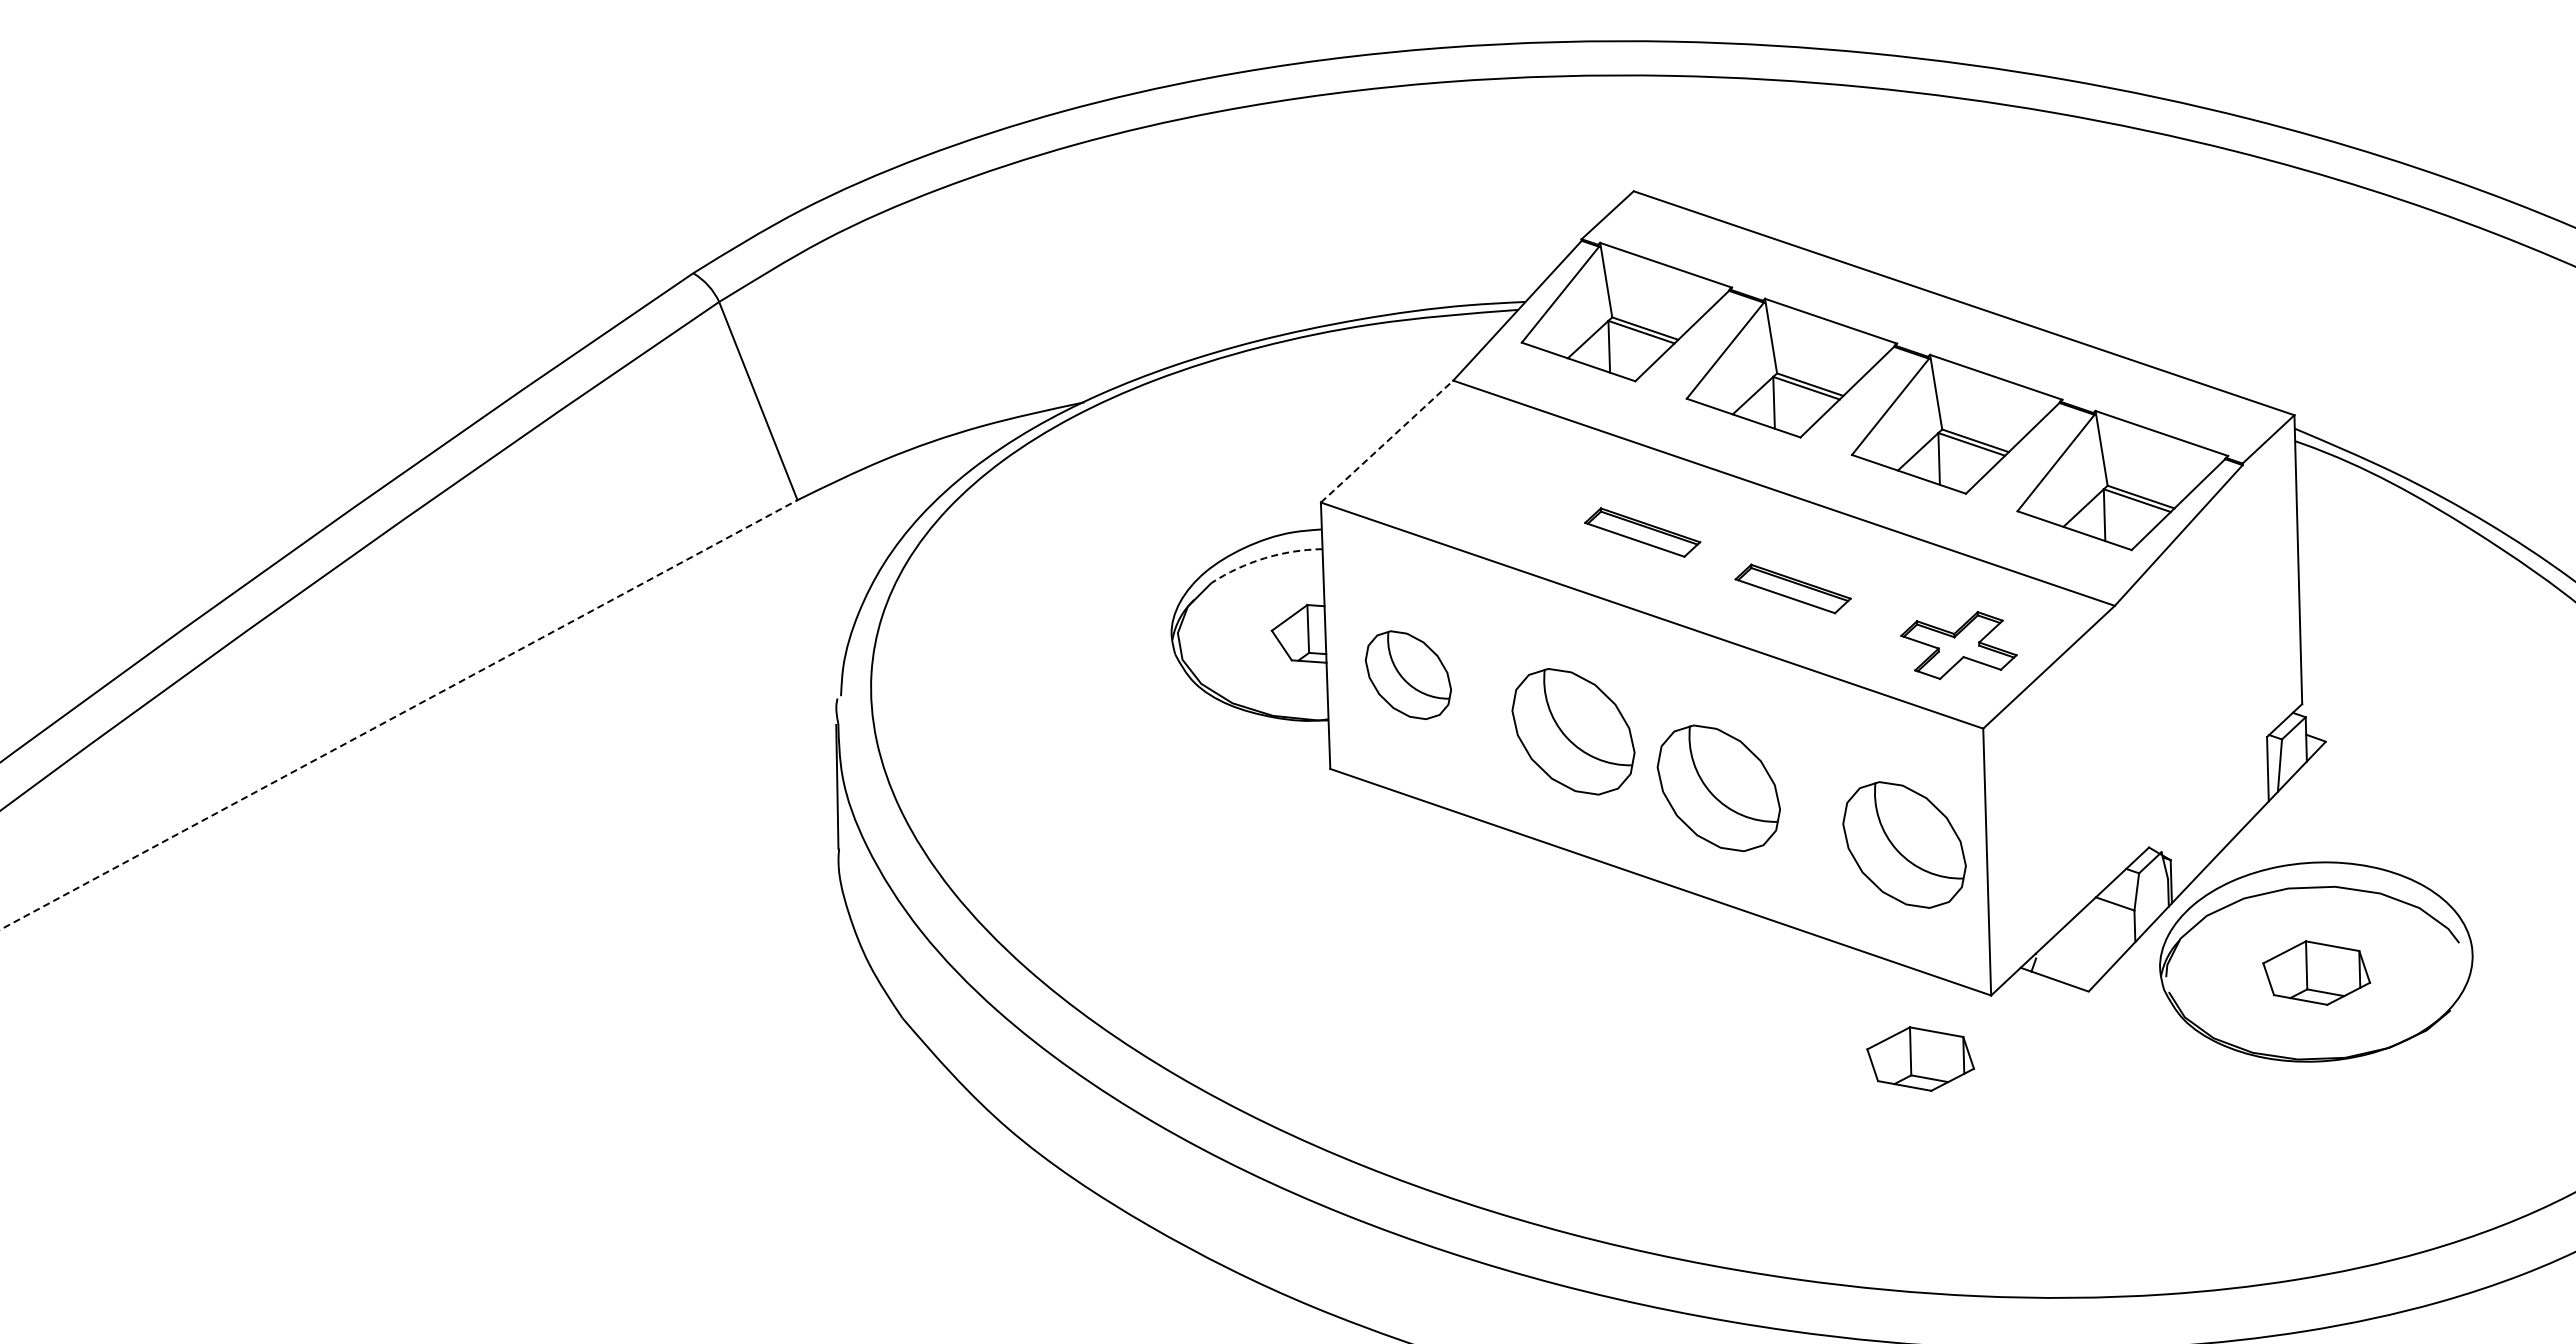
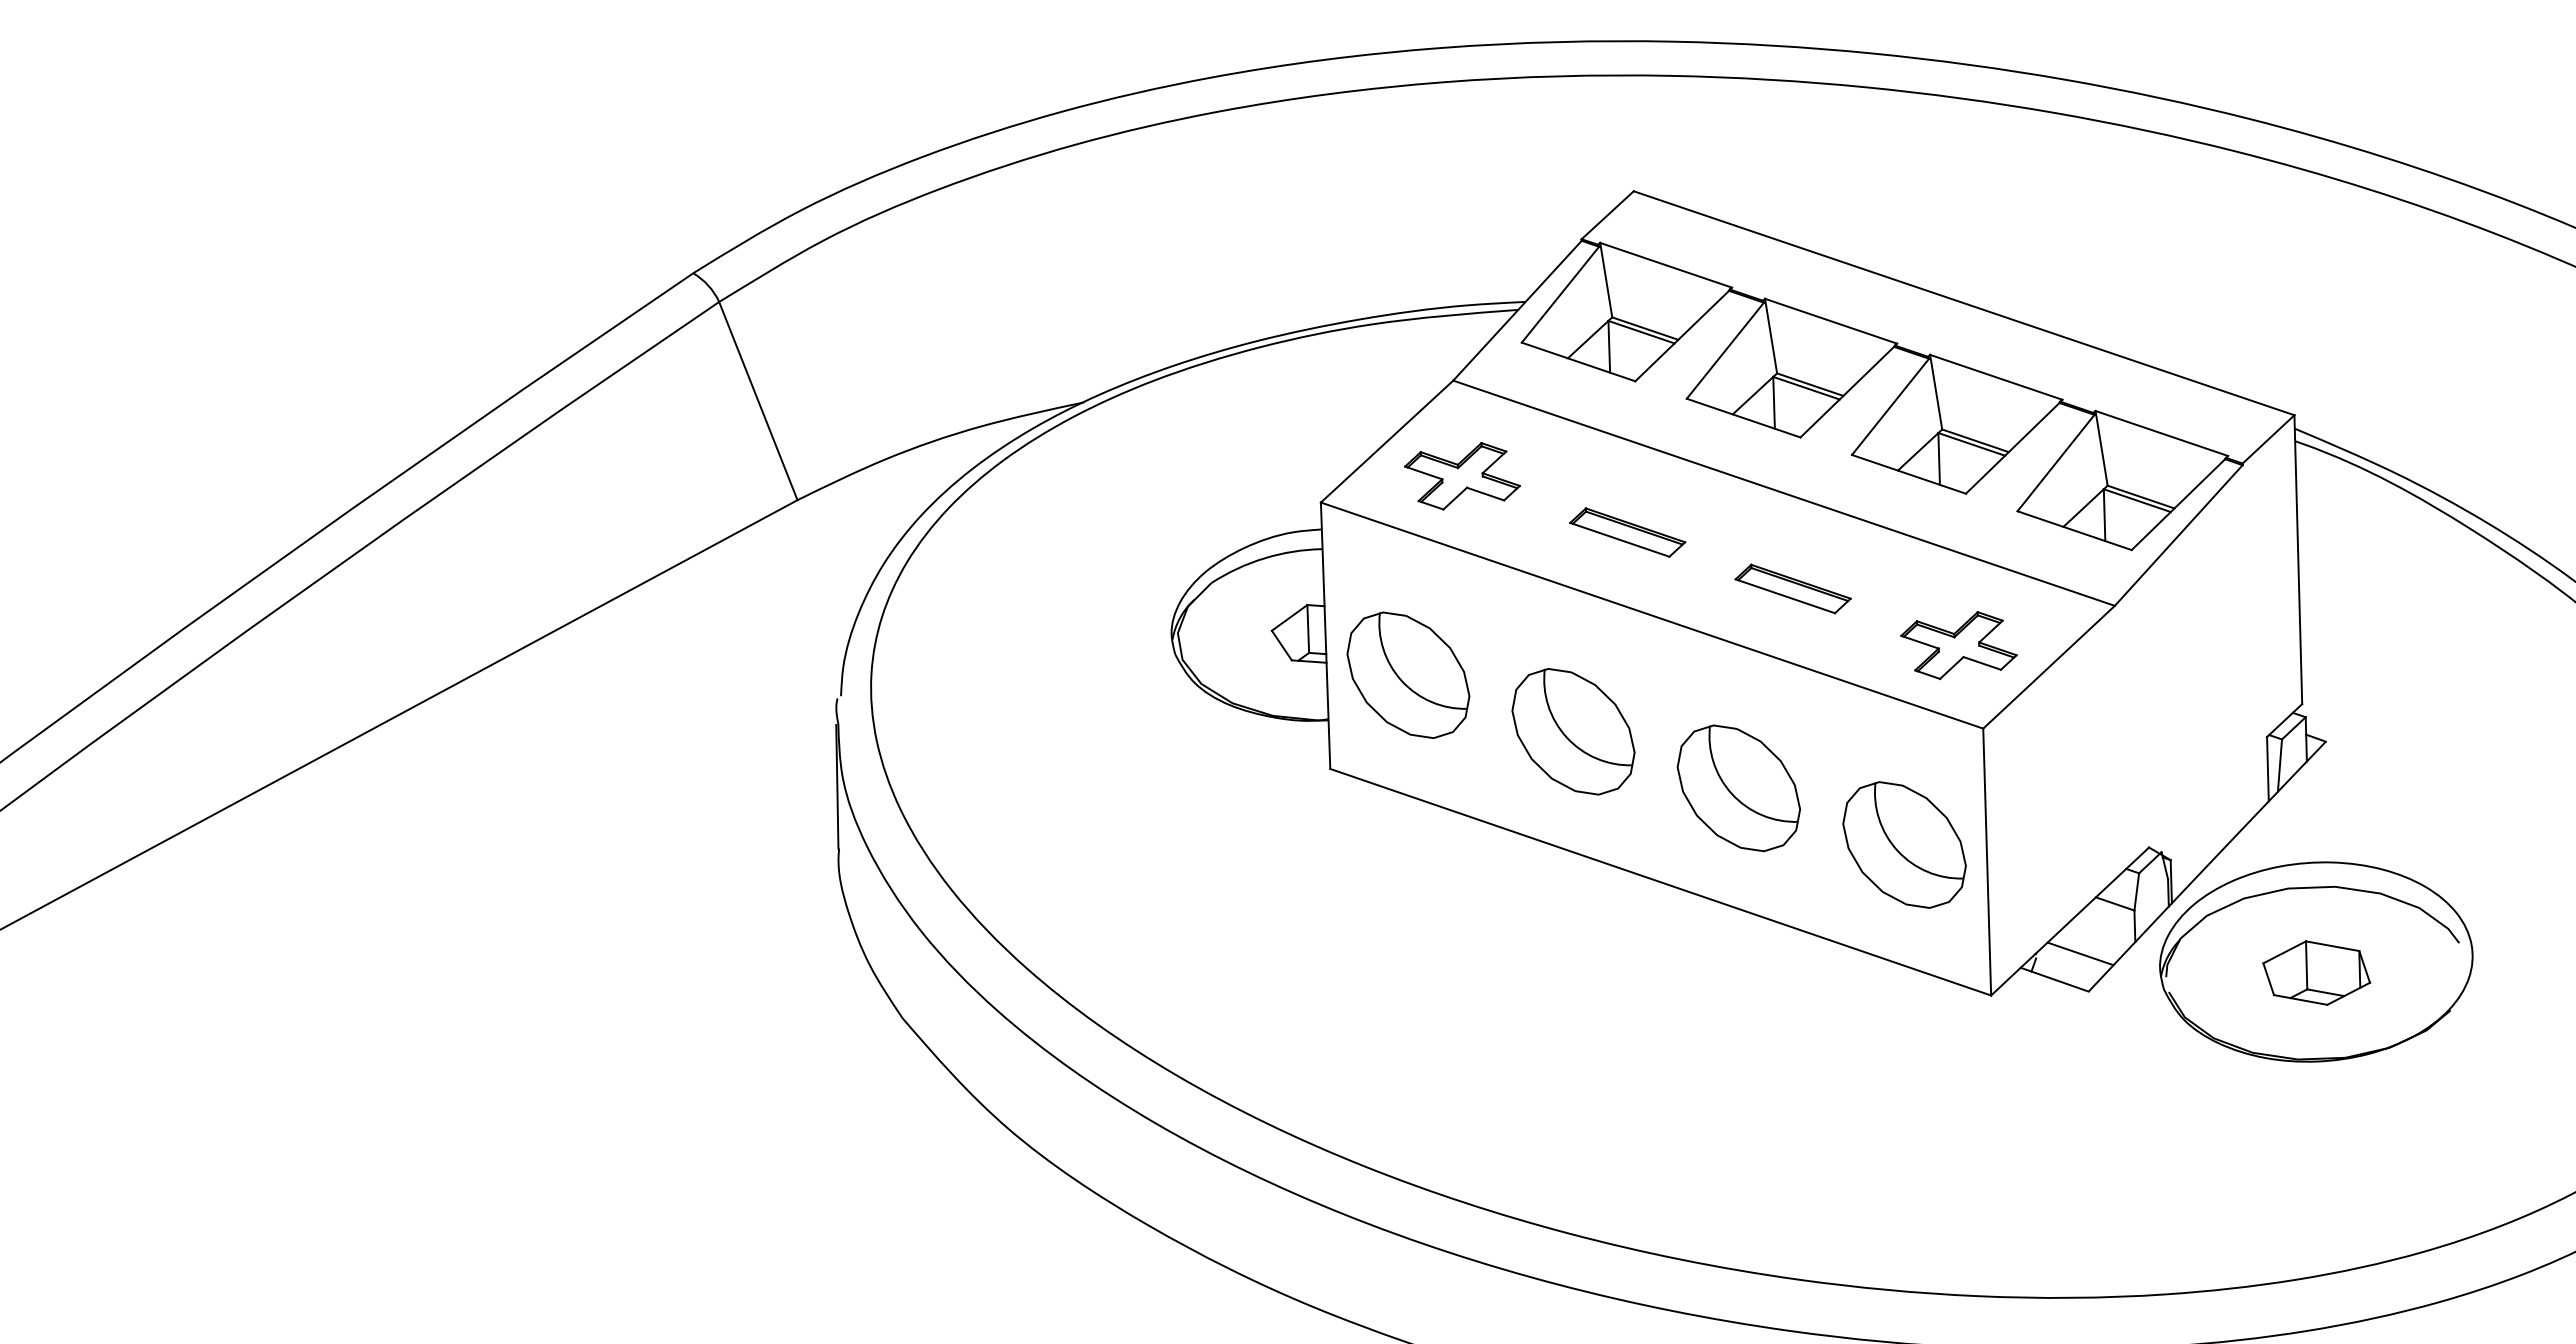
line: dashed -> solid (1387, 441)
part: none -> present (1462, 476)
part position: (1642, 532) -> (1627, 532) (1627, 532)
arc: dashed -> solid (1264, 558)
part size: 88x90 px -> 125x128 px (1408, 674)
line: dashed -> solid (398, 714)
part position: (1718, 788) -> (1738, 788) (1738, 788)
line: none -> present (2080, 953)
part: present -> none (1920, 1058)
